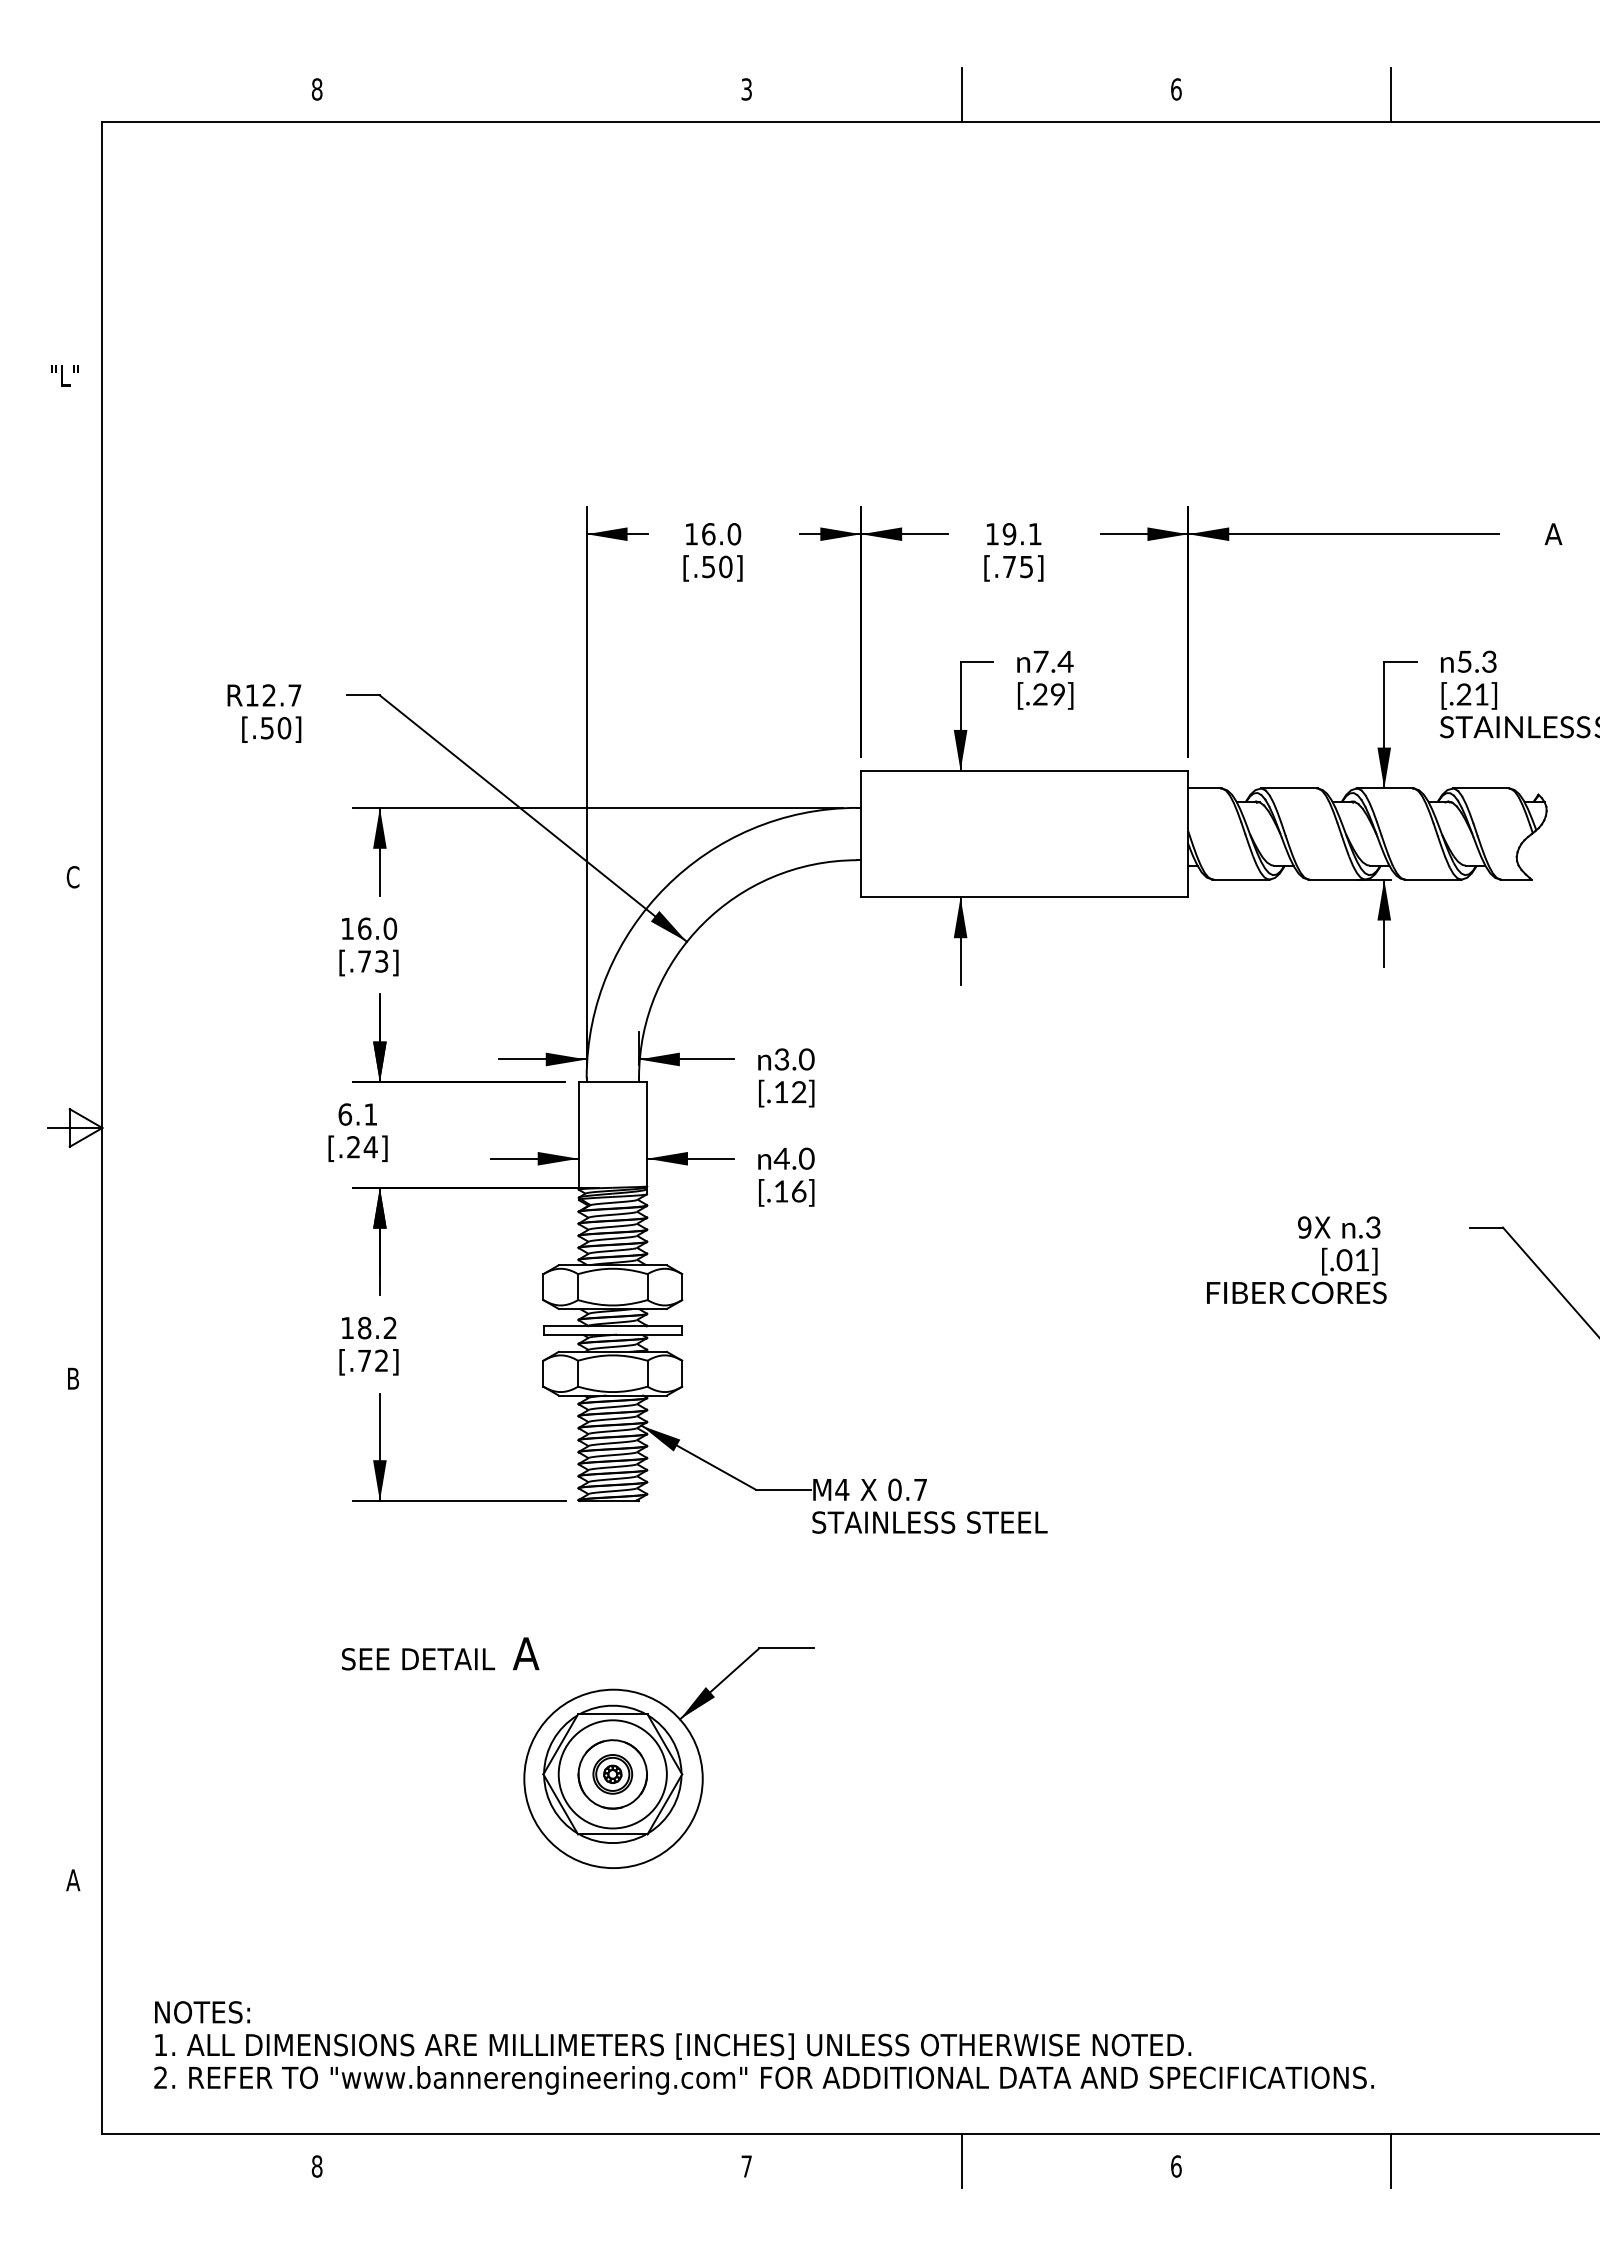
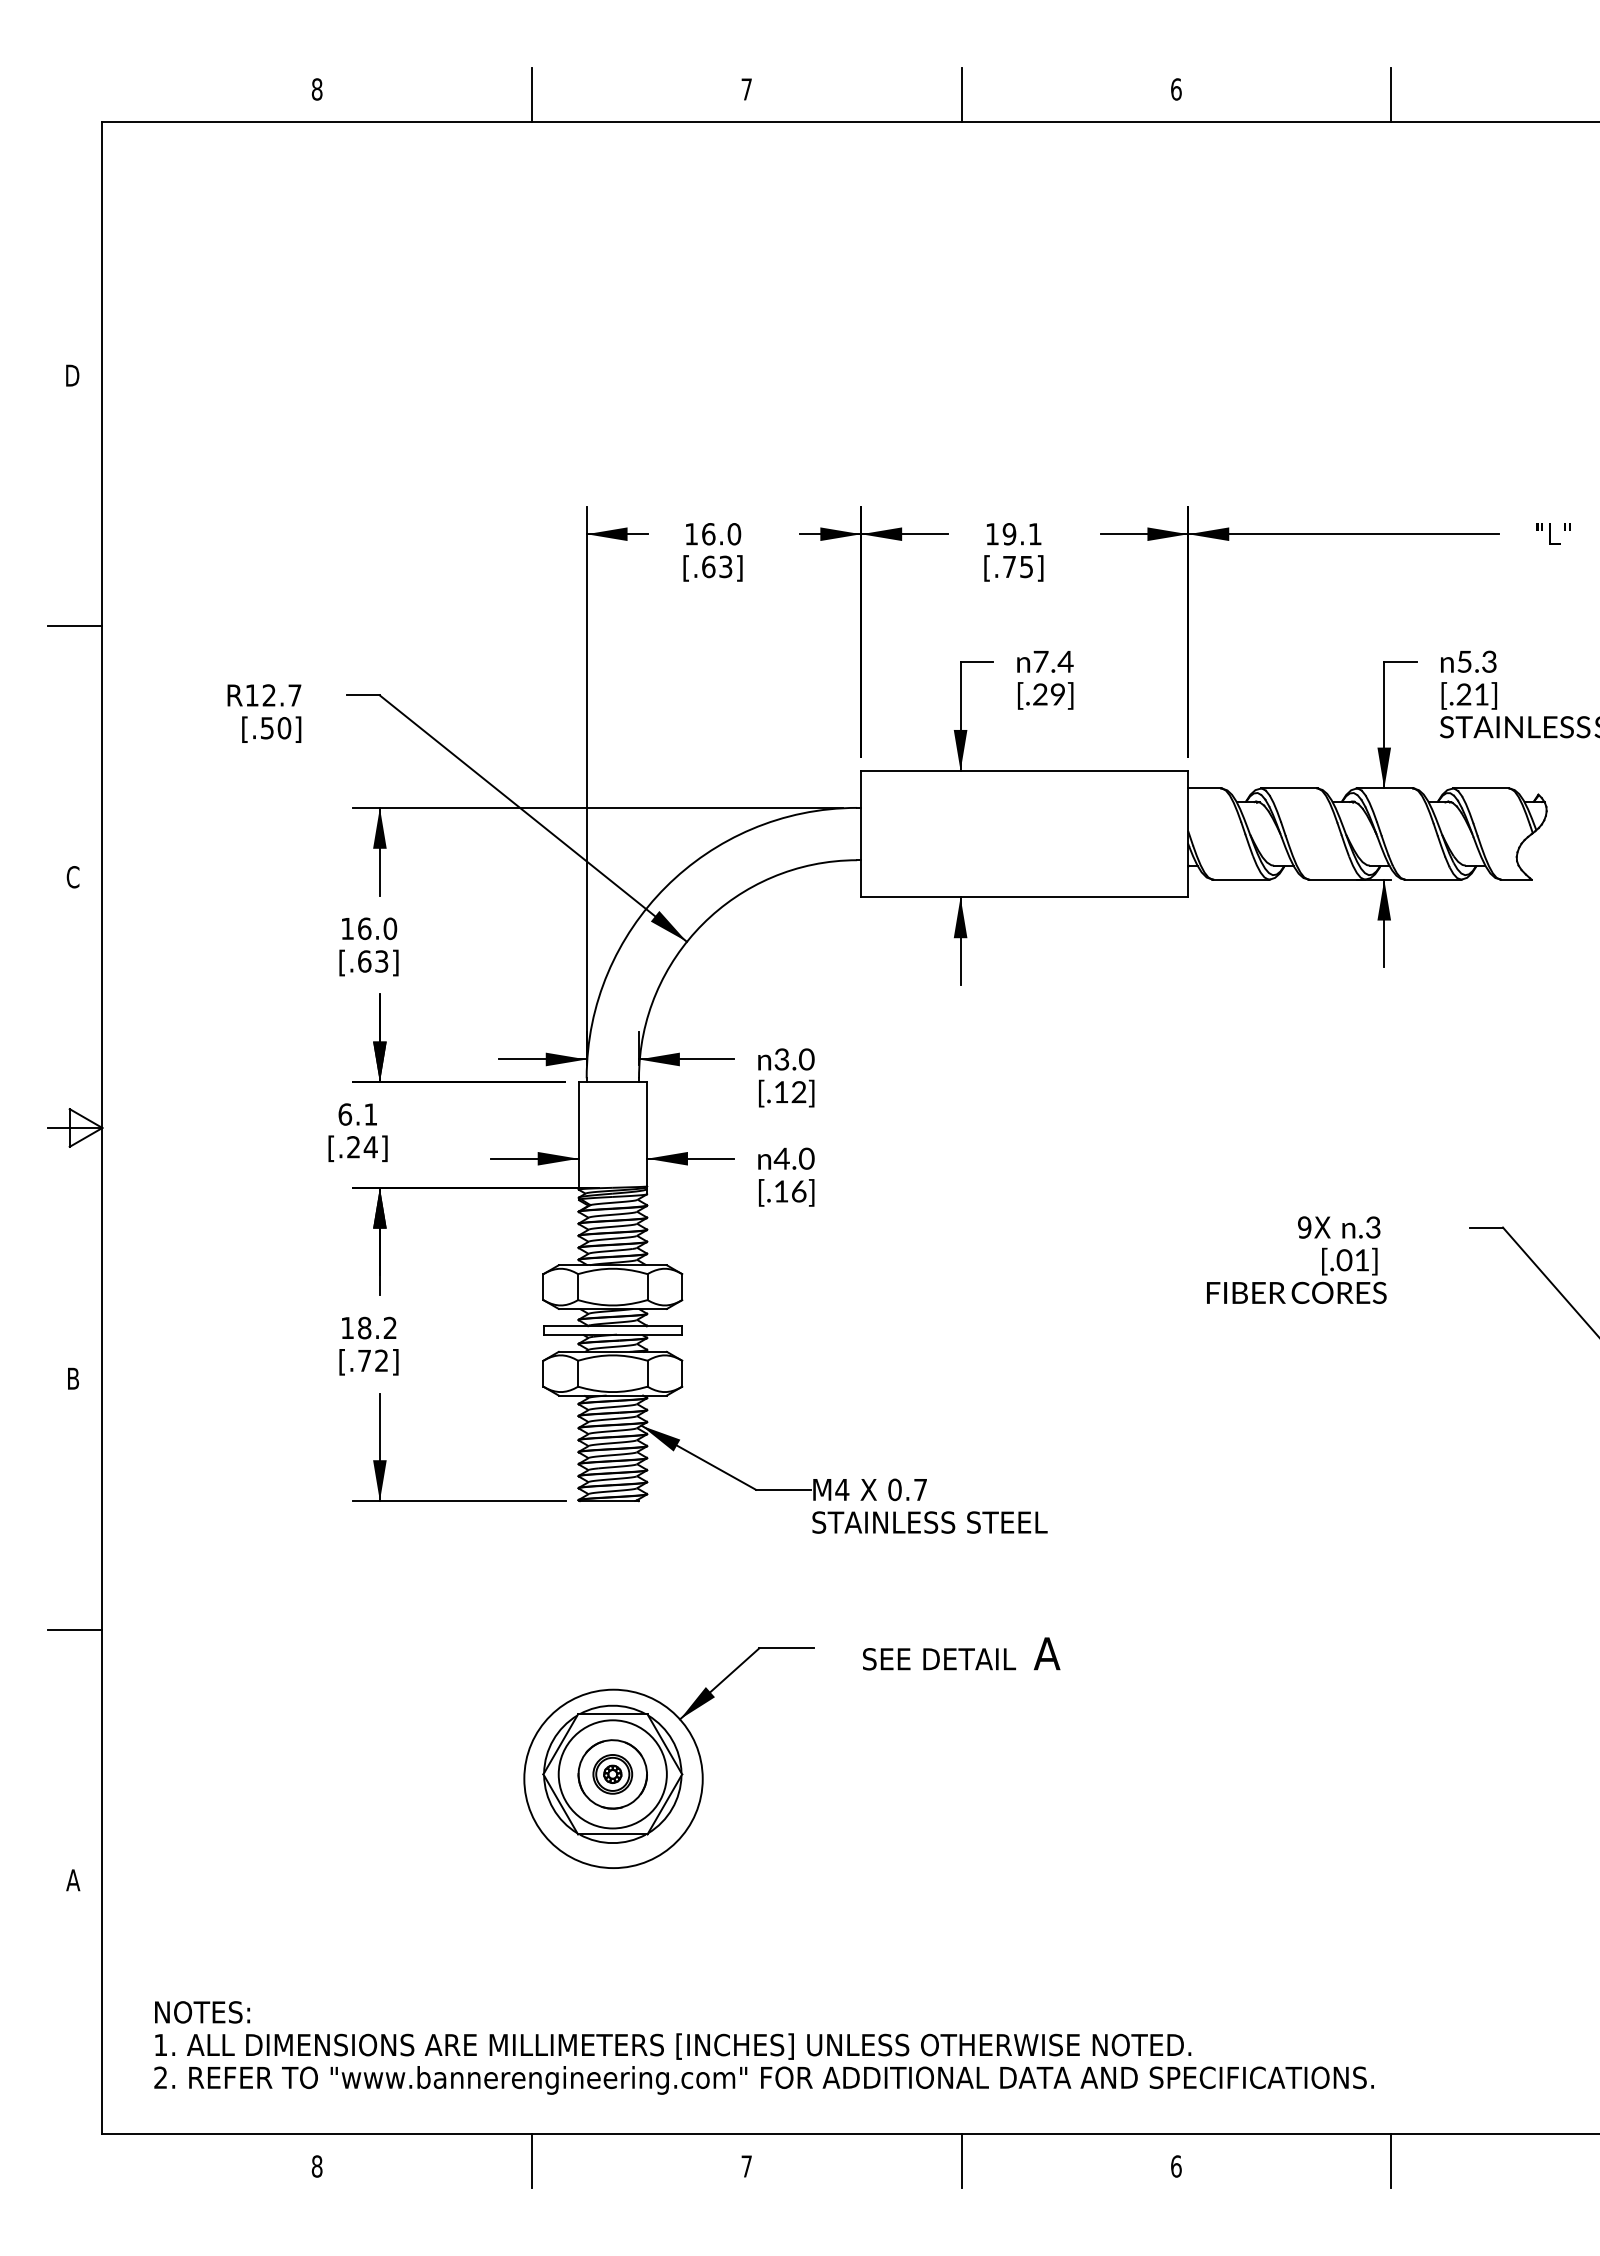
text: 3 -> 7 (746, 89)
line: none -> present (532, 94)
text: "L" -> D (65, 375)
text: A -> "L" (1553, 534)
text: [.50] -> [.63] (717, 566)
line: none -> present (74, 626)
text: [.73] -> [.63] (364, 961)
line: none -> present (74, 1629)
text position: (440, 1653) -> (961, 1653) (961, 1653)
line: none -> present (532, 2160)
